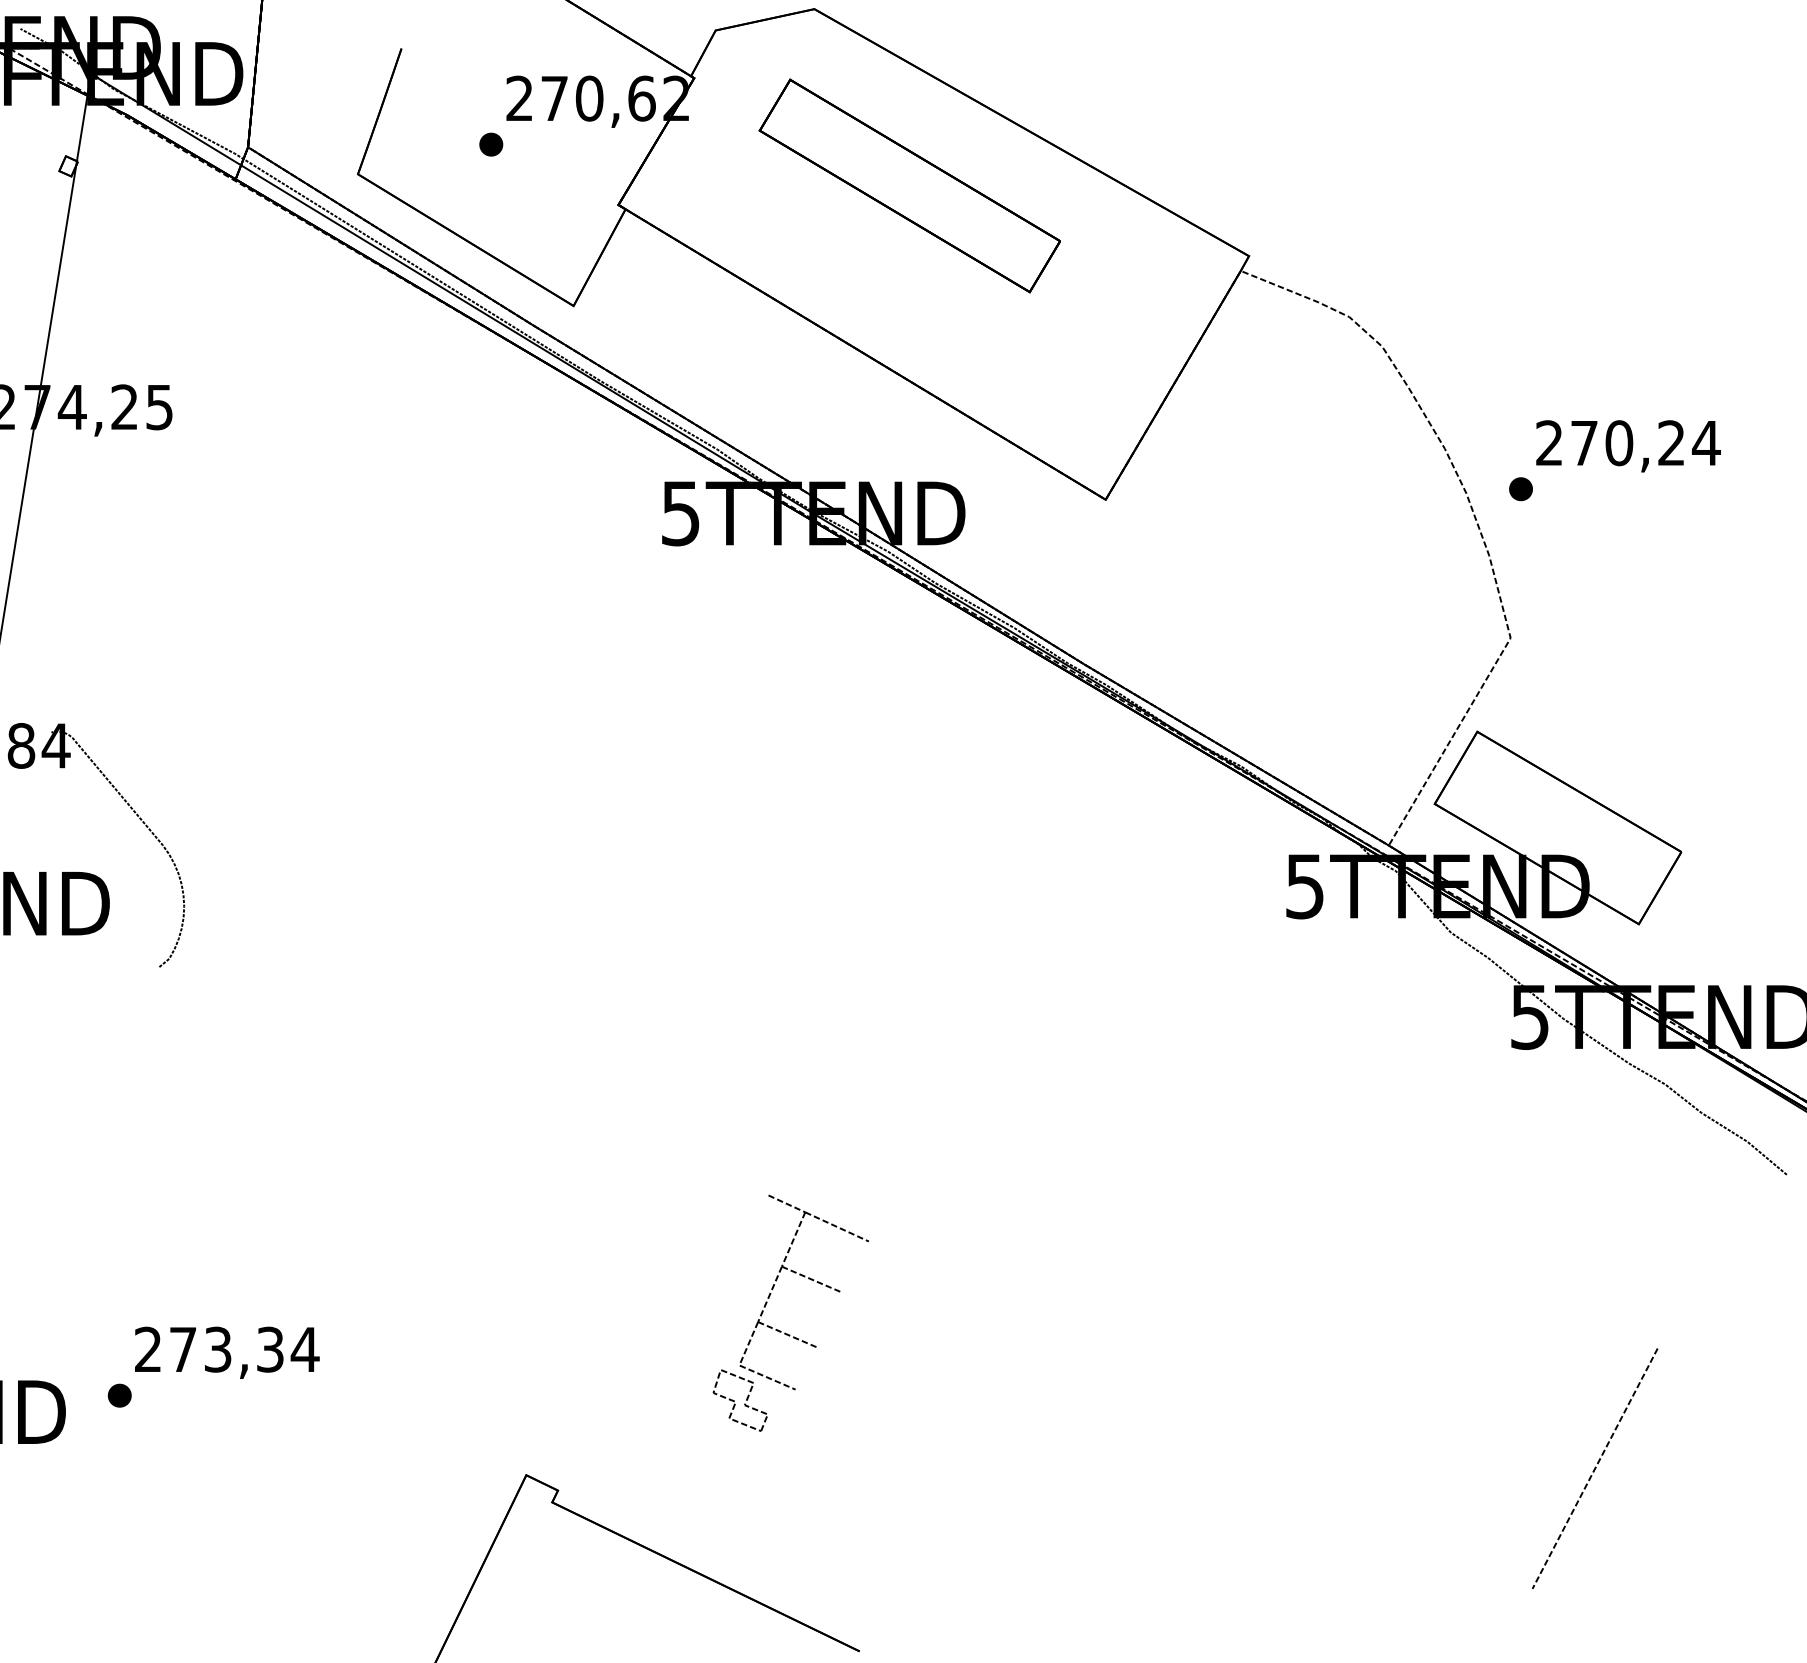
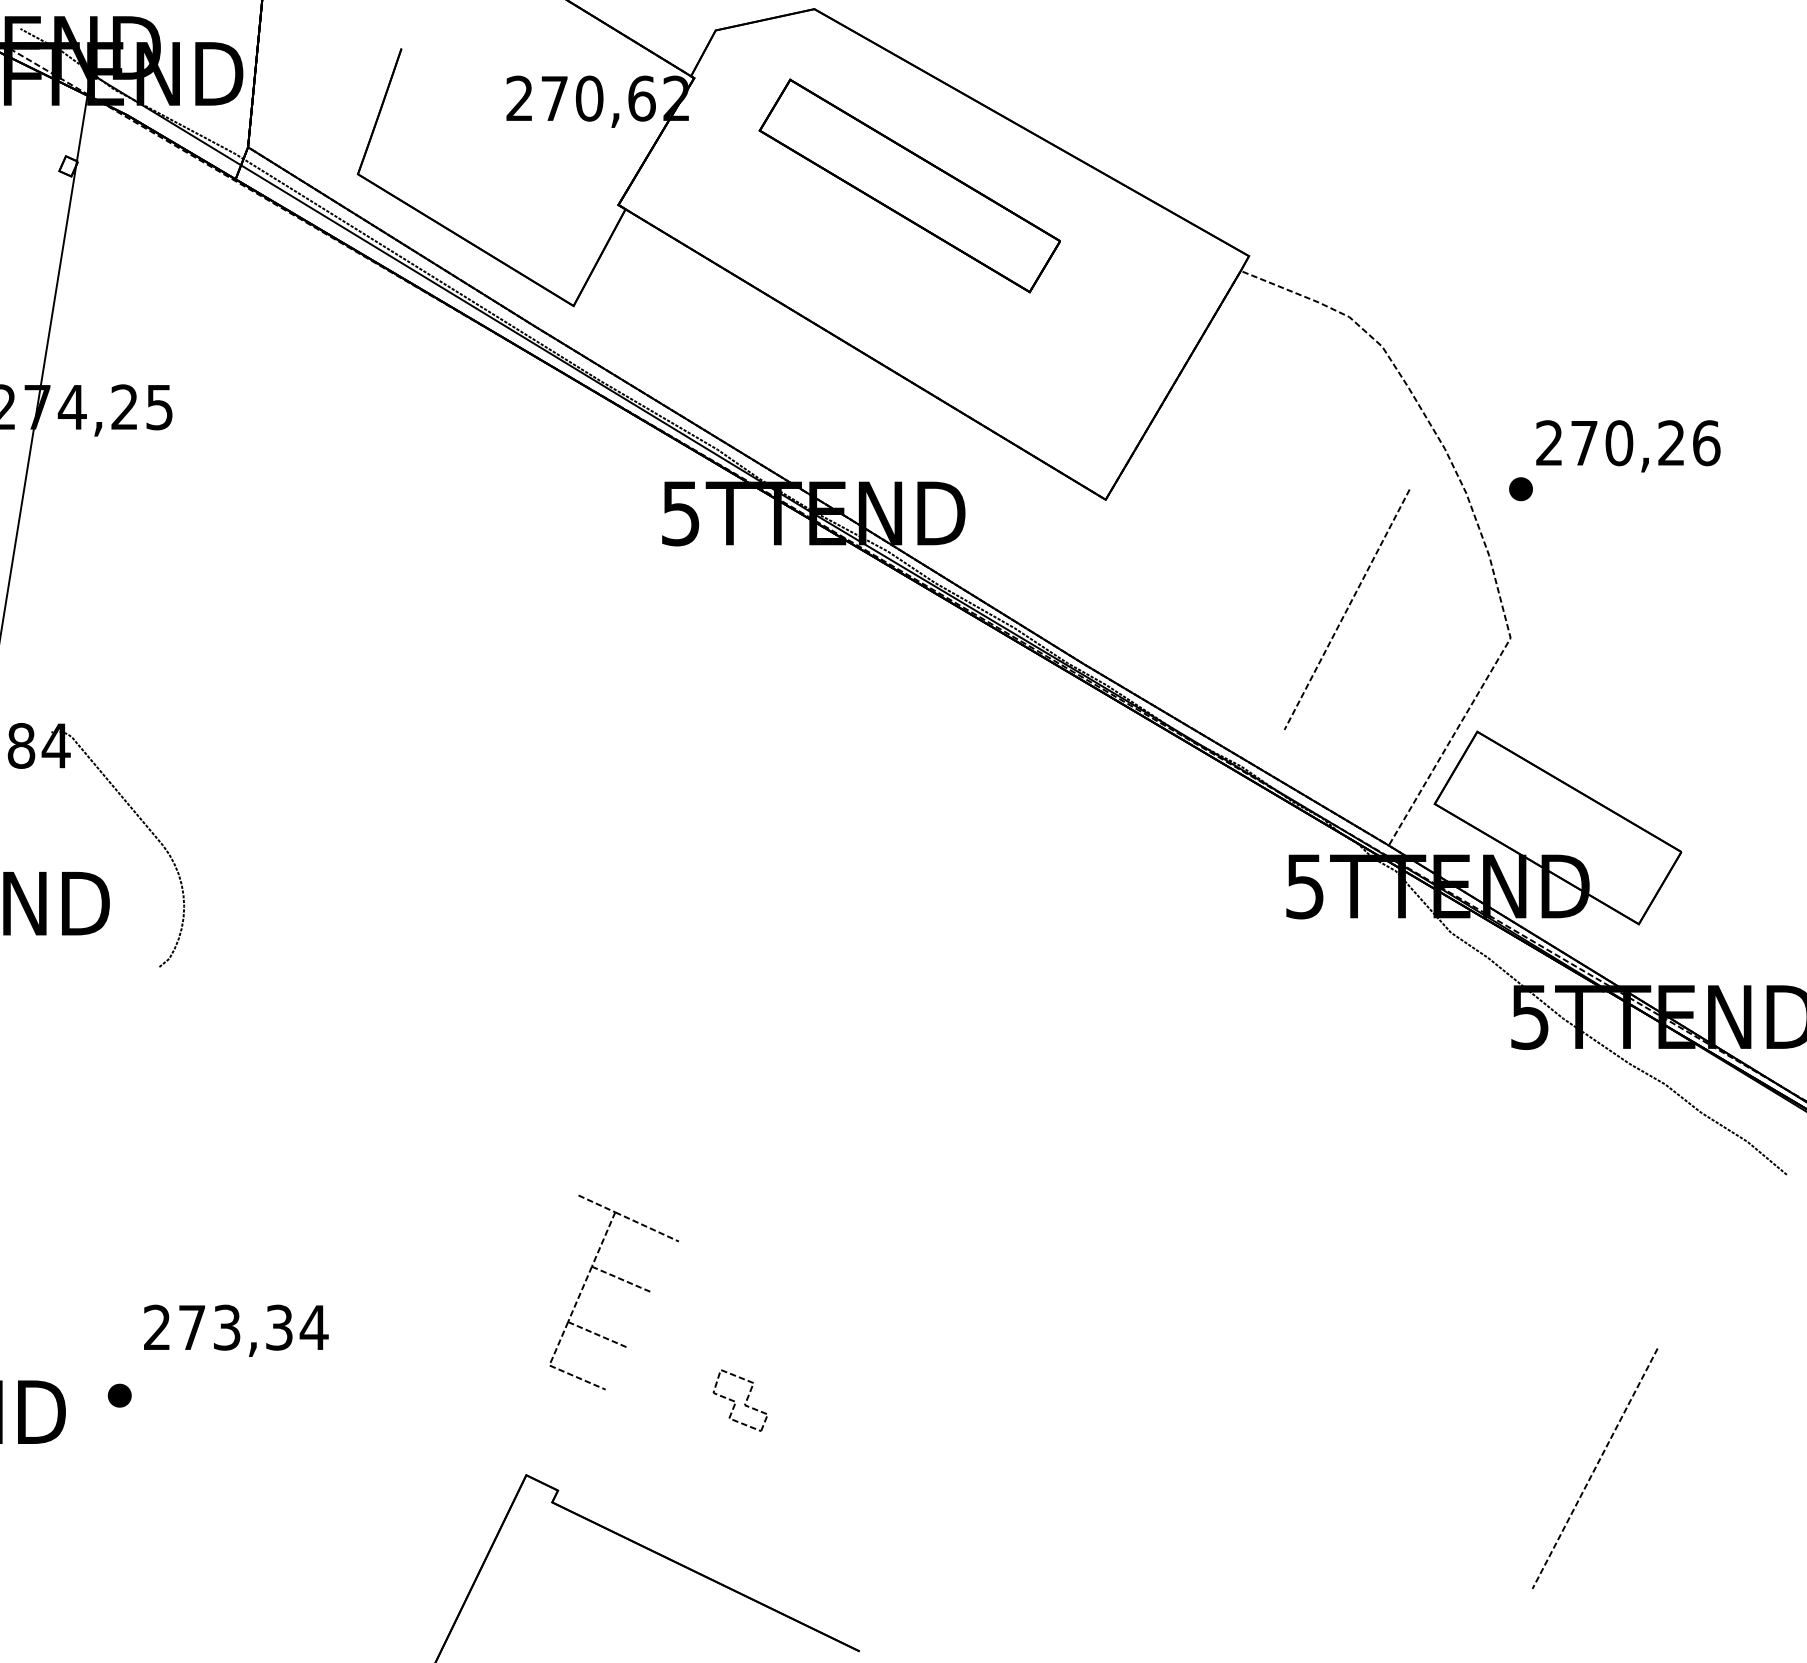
part: present -> none (491, 144)
text: 270,24 -> 270,26 (1705, 443)
line: none -> present (1347, 609)
part position: (808, 1279) -> (618, 1279) (618, 1279)
text position: (227, 1352) -> (236, 1330) (236, 1330)
